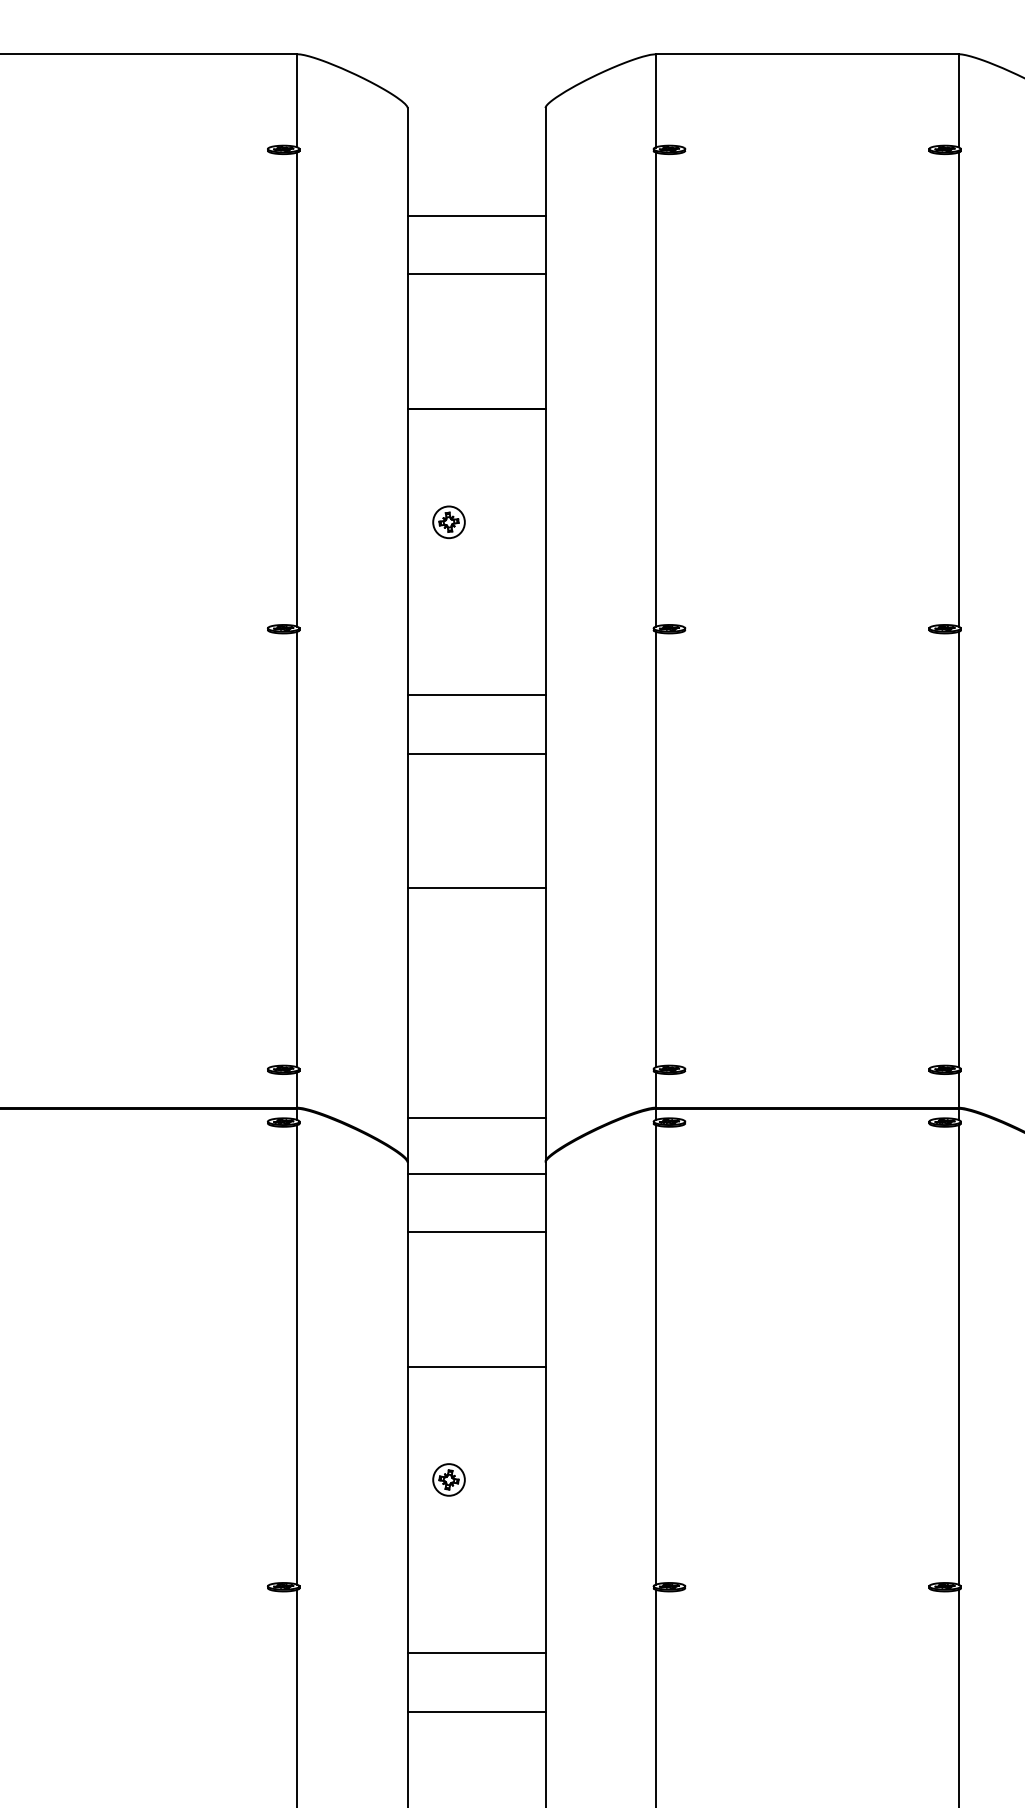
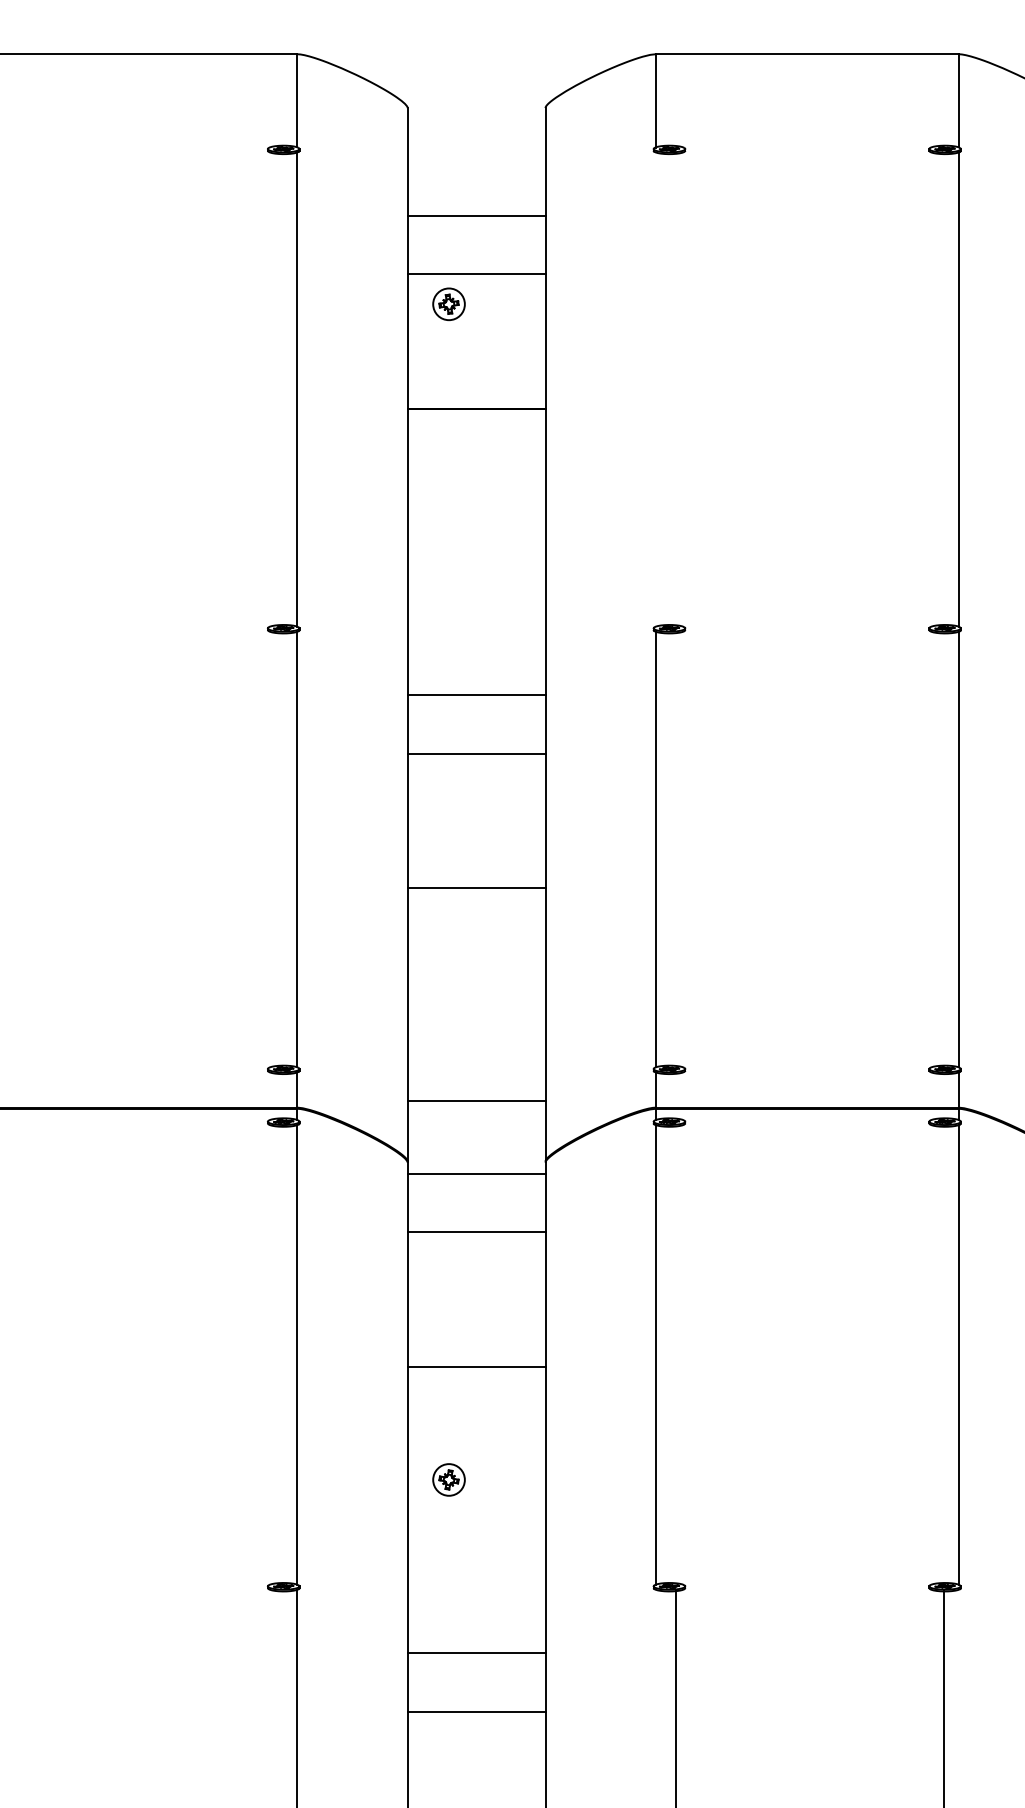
line: present -> none (655, 389)
part position: (448, 522) -> (448, 304) (448, 304)
line position: (476, 1118) -> (476, 1101) (476, 1101)
line position: (655, 1696) -> (675, 1696) (675, 1696)
line position: (958, 1696) -> (943, 1696) (943, 1696)
